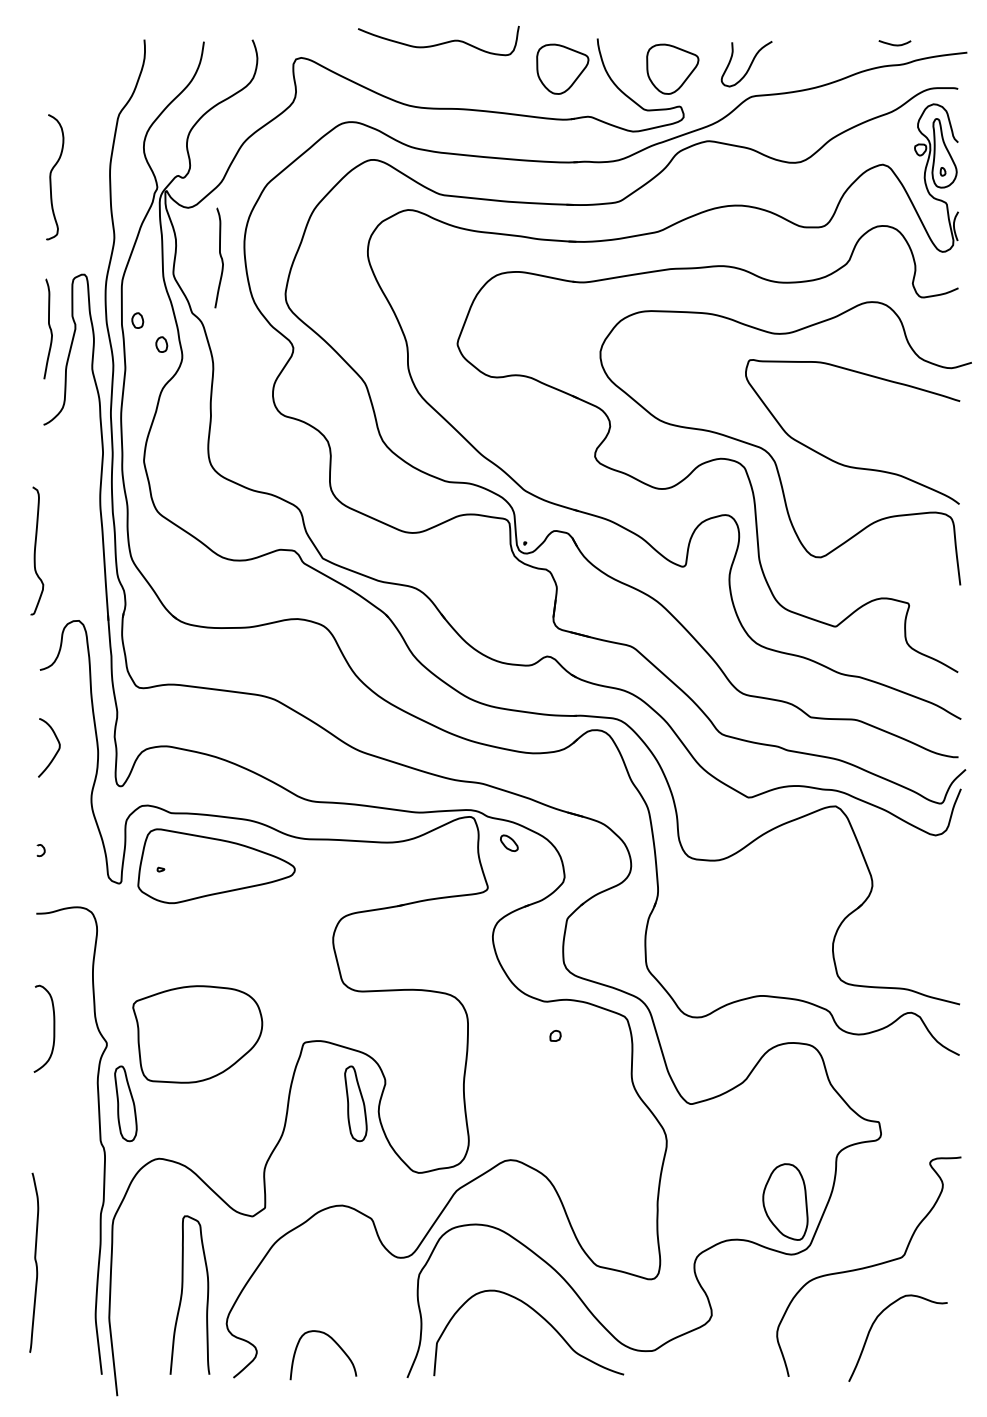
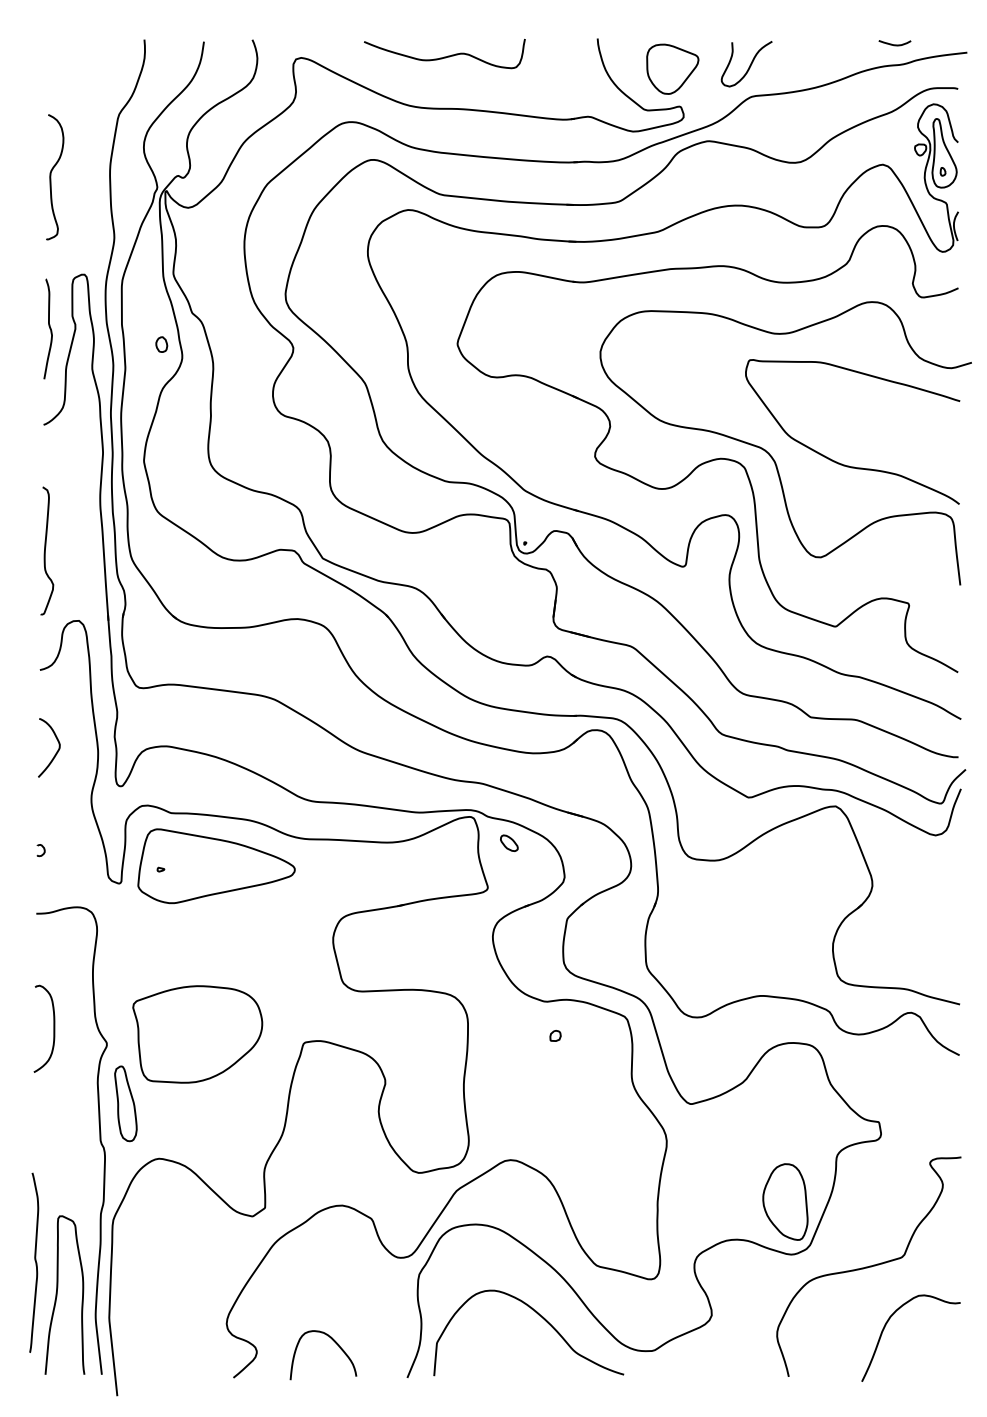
curve position: (438, 43) -> (444, 56) (444, 56)
part: present -> none (562, 68)
curve: present -> none (220, 257)
part: present -> none (137, 320)
curve position: (35, 550) -> (45, 550) (45, 550)
part: present -> none (355, 1103)
curve position: (182, 1294) -> (57, 1294) (57, 1294)
curve position: (873, 1325) -> (886, 1325) (886, 1325)
